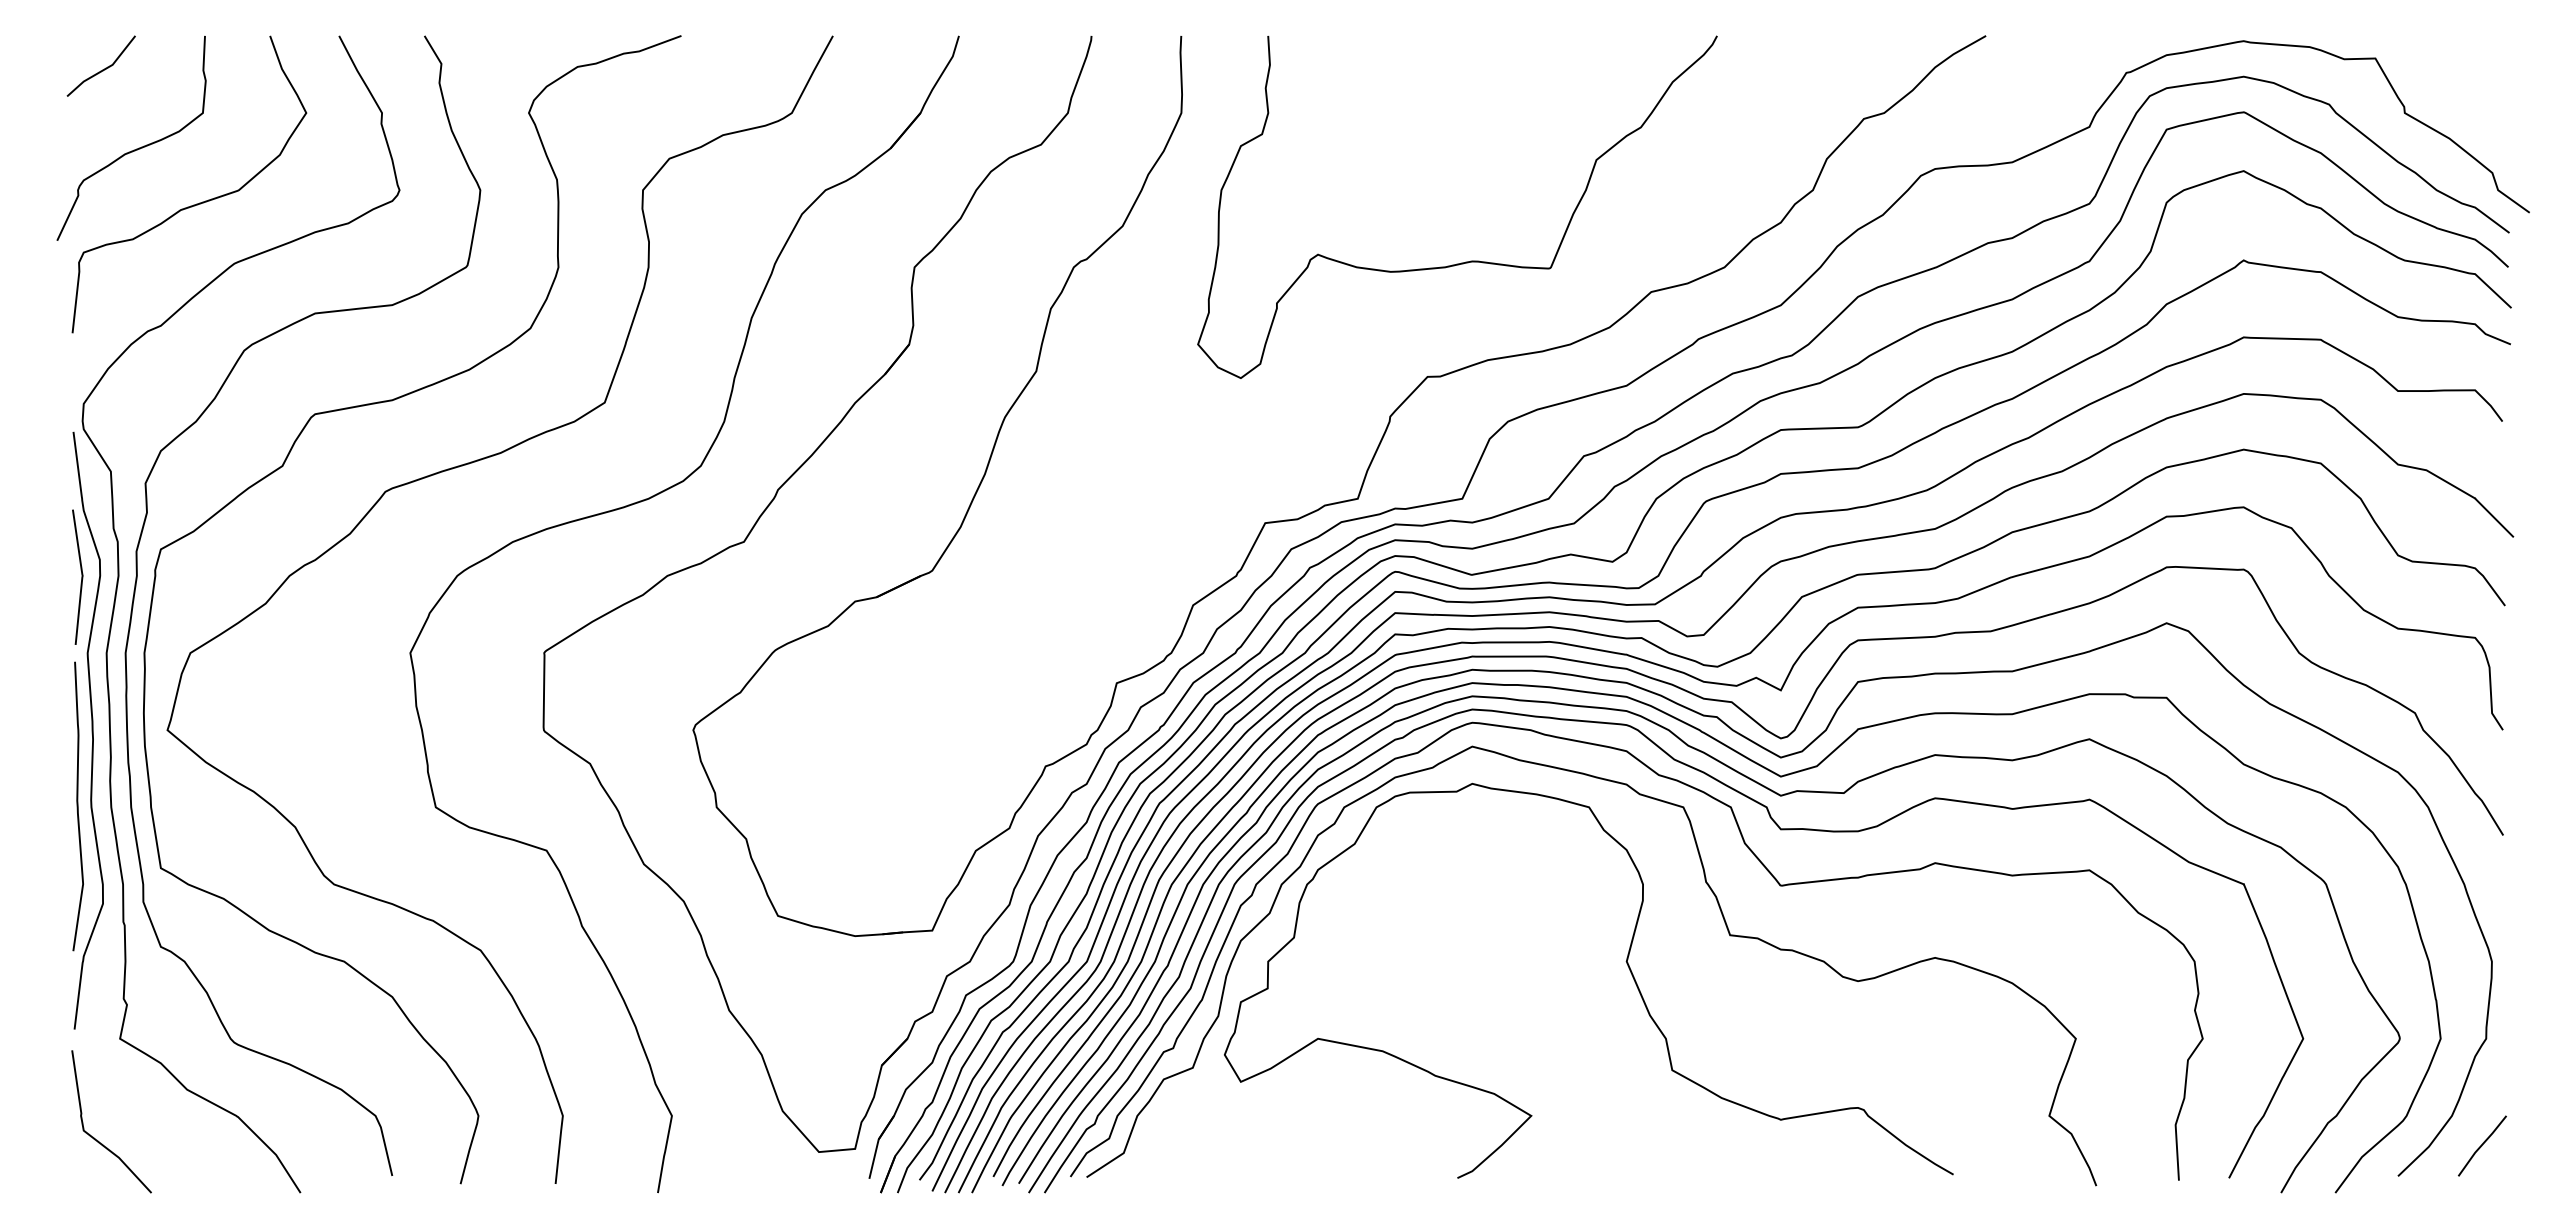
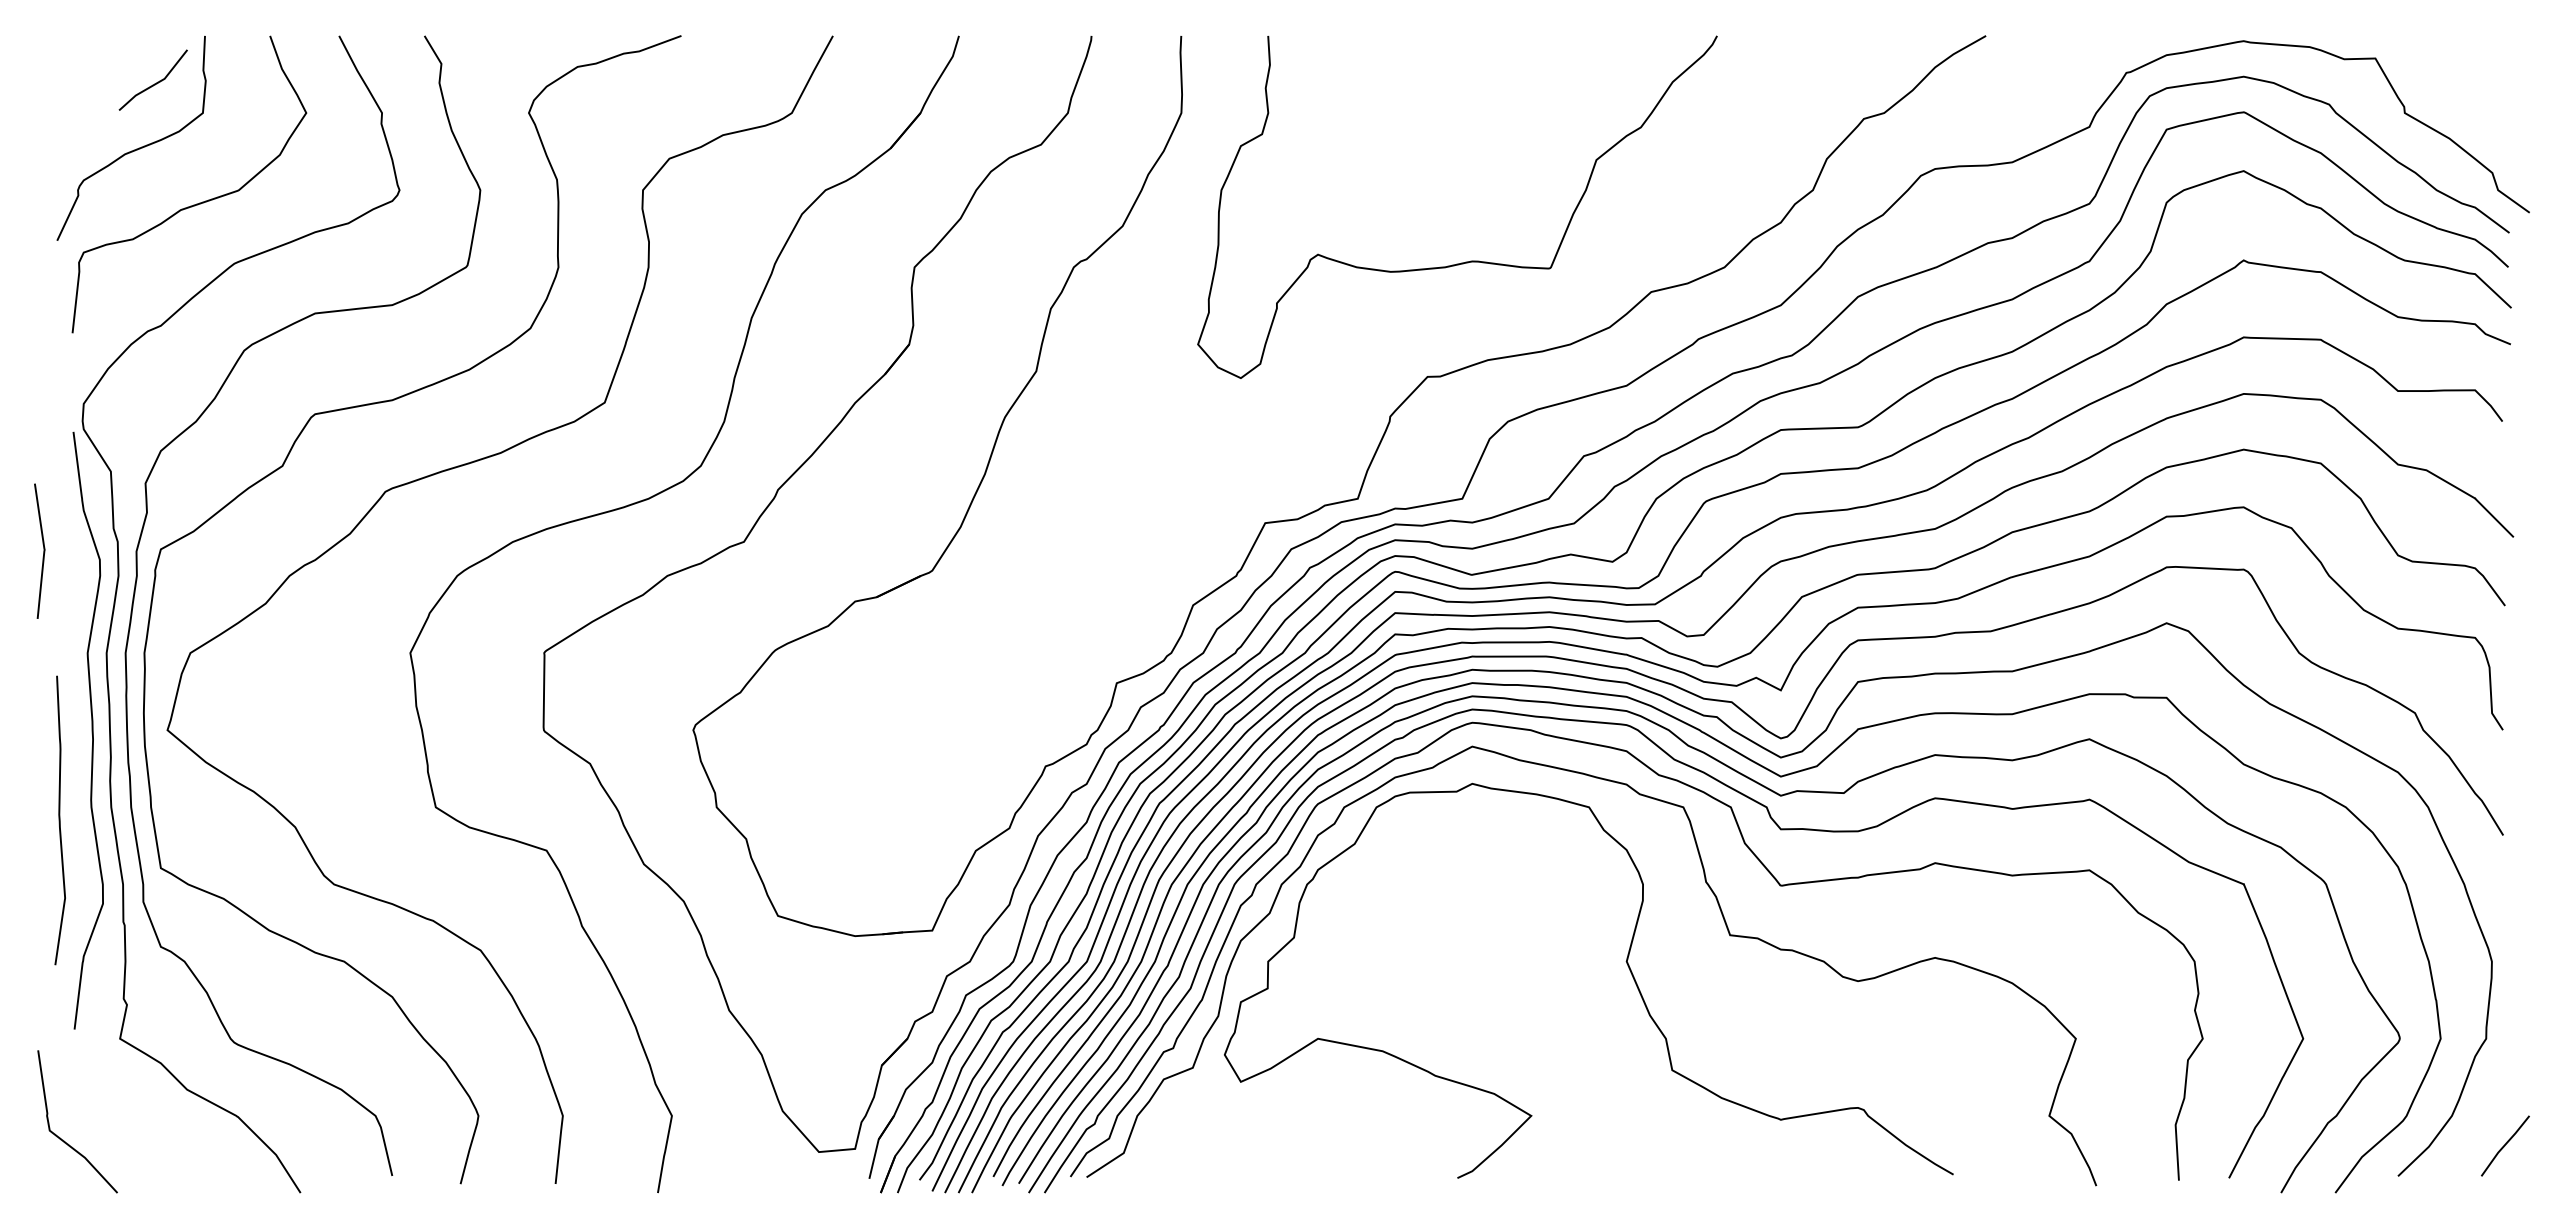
line position: (102, 69) -> (154, 83) (154, 83)
line position: (81, 576) -> (43, 550) (43, 550)
curve position: (77, 806) -> (59, 820) (59, 820)
curve position: (98, 1140) -> (64, 1140) (64, 1140)
line position: (2482, 1145) -> (2505, 1145) (2505, 1145)
